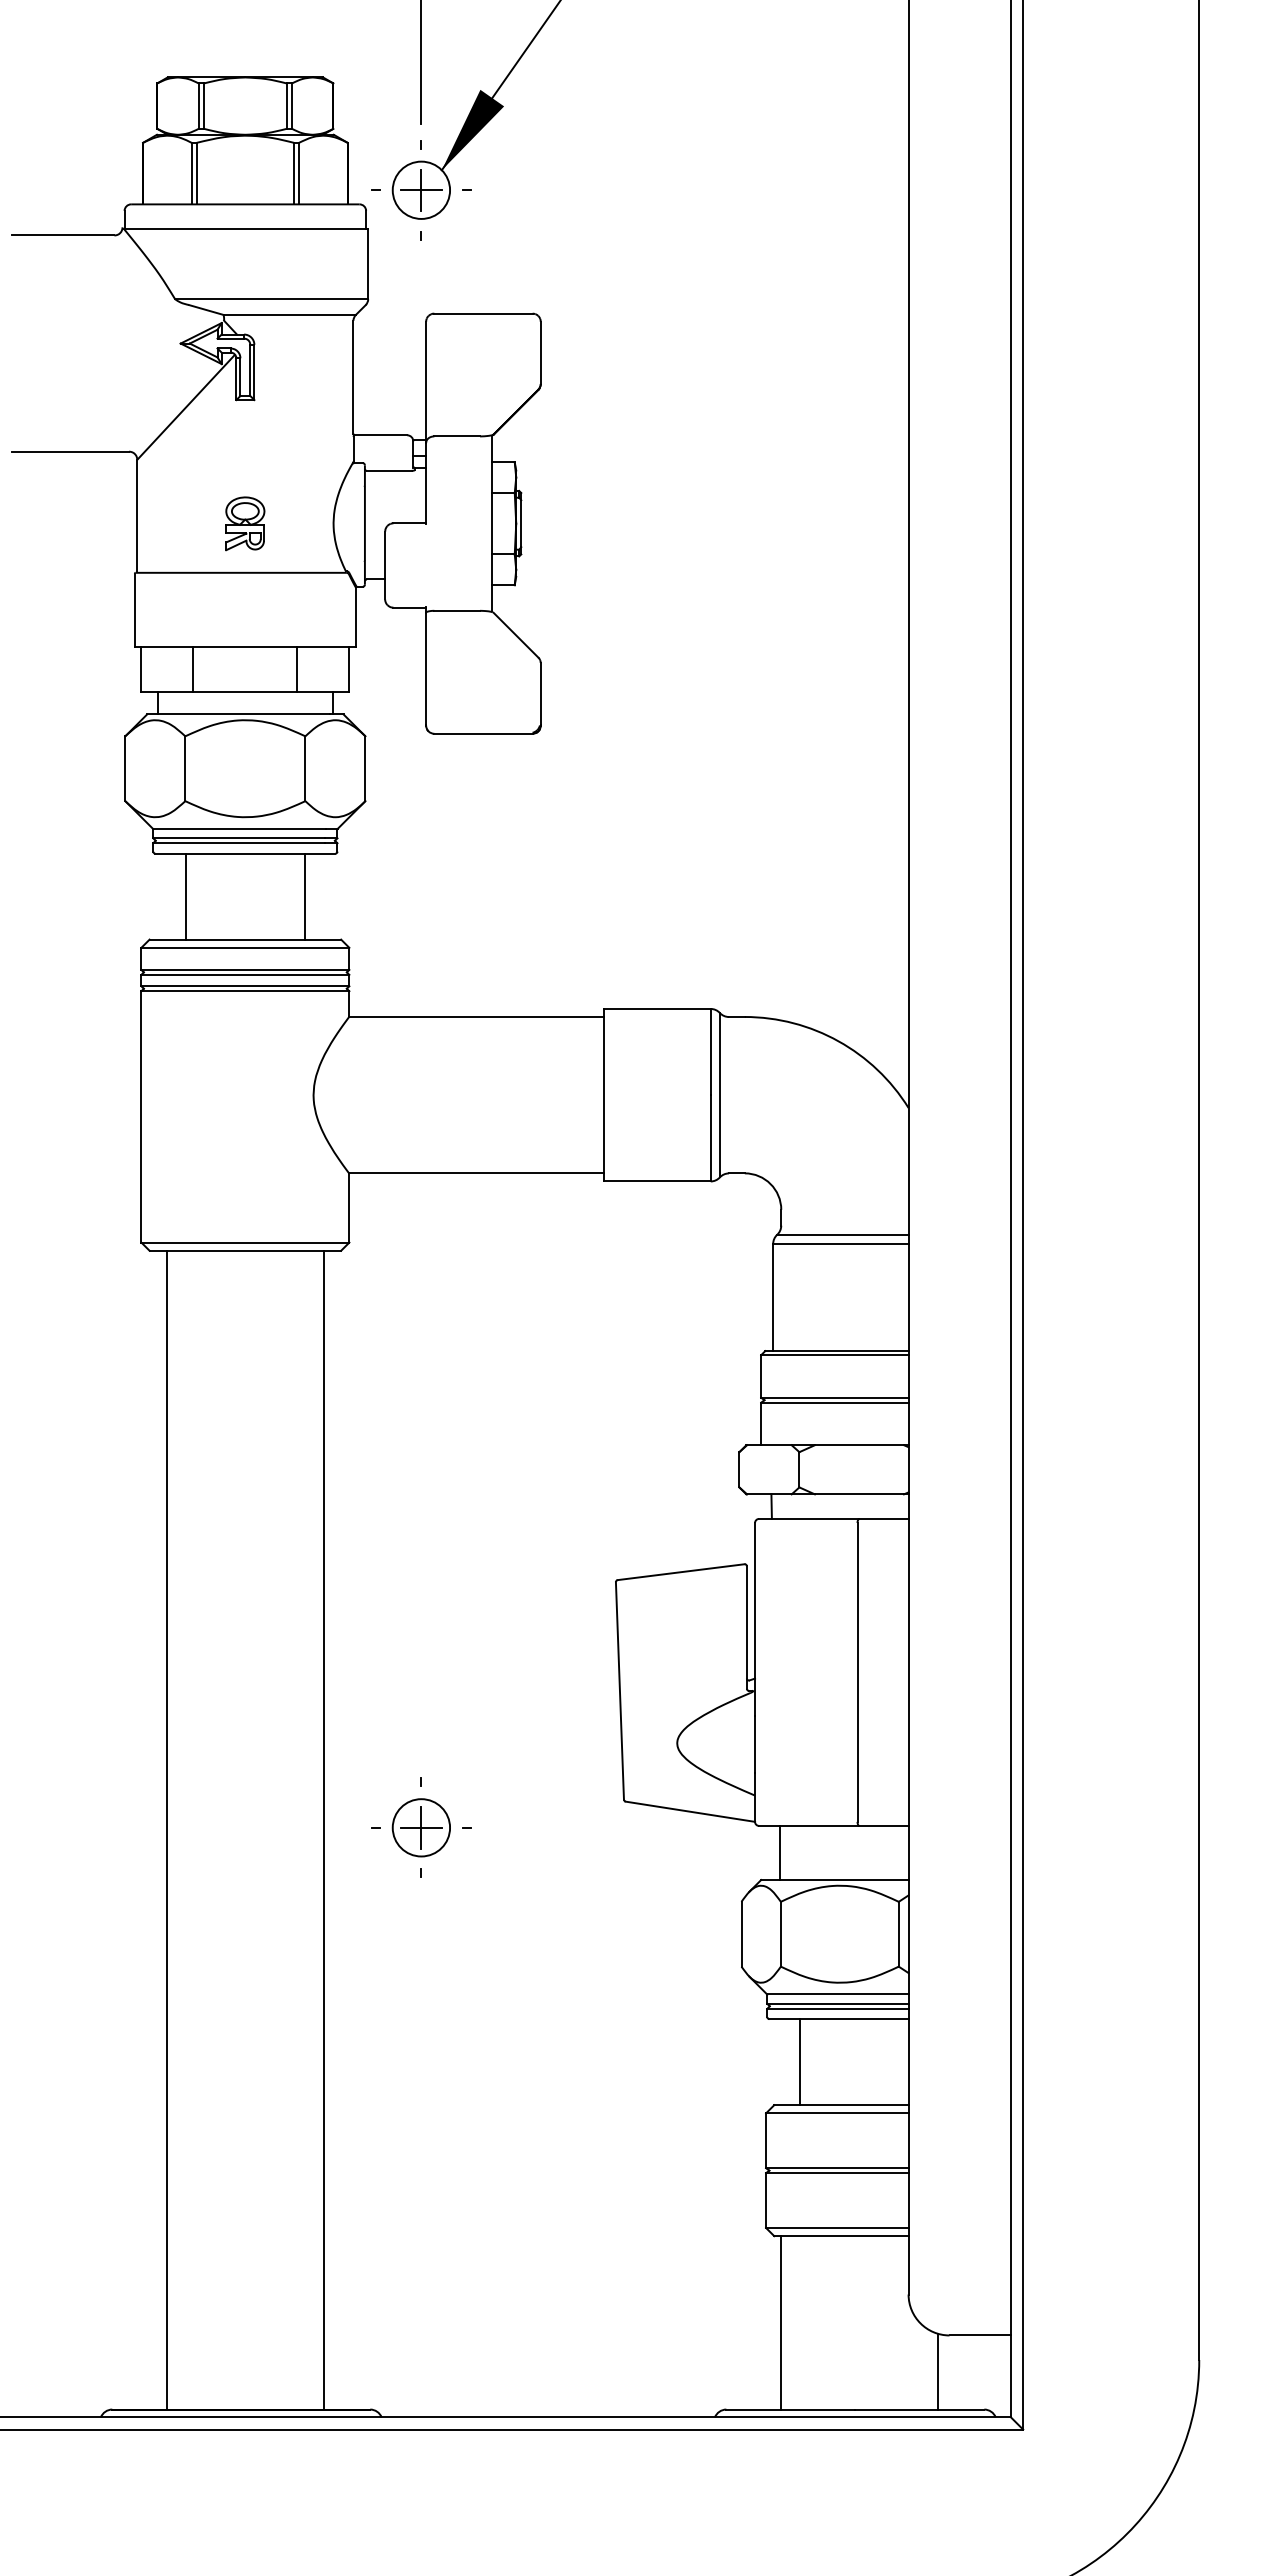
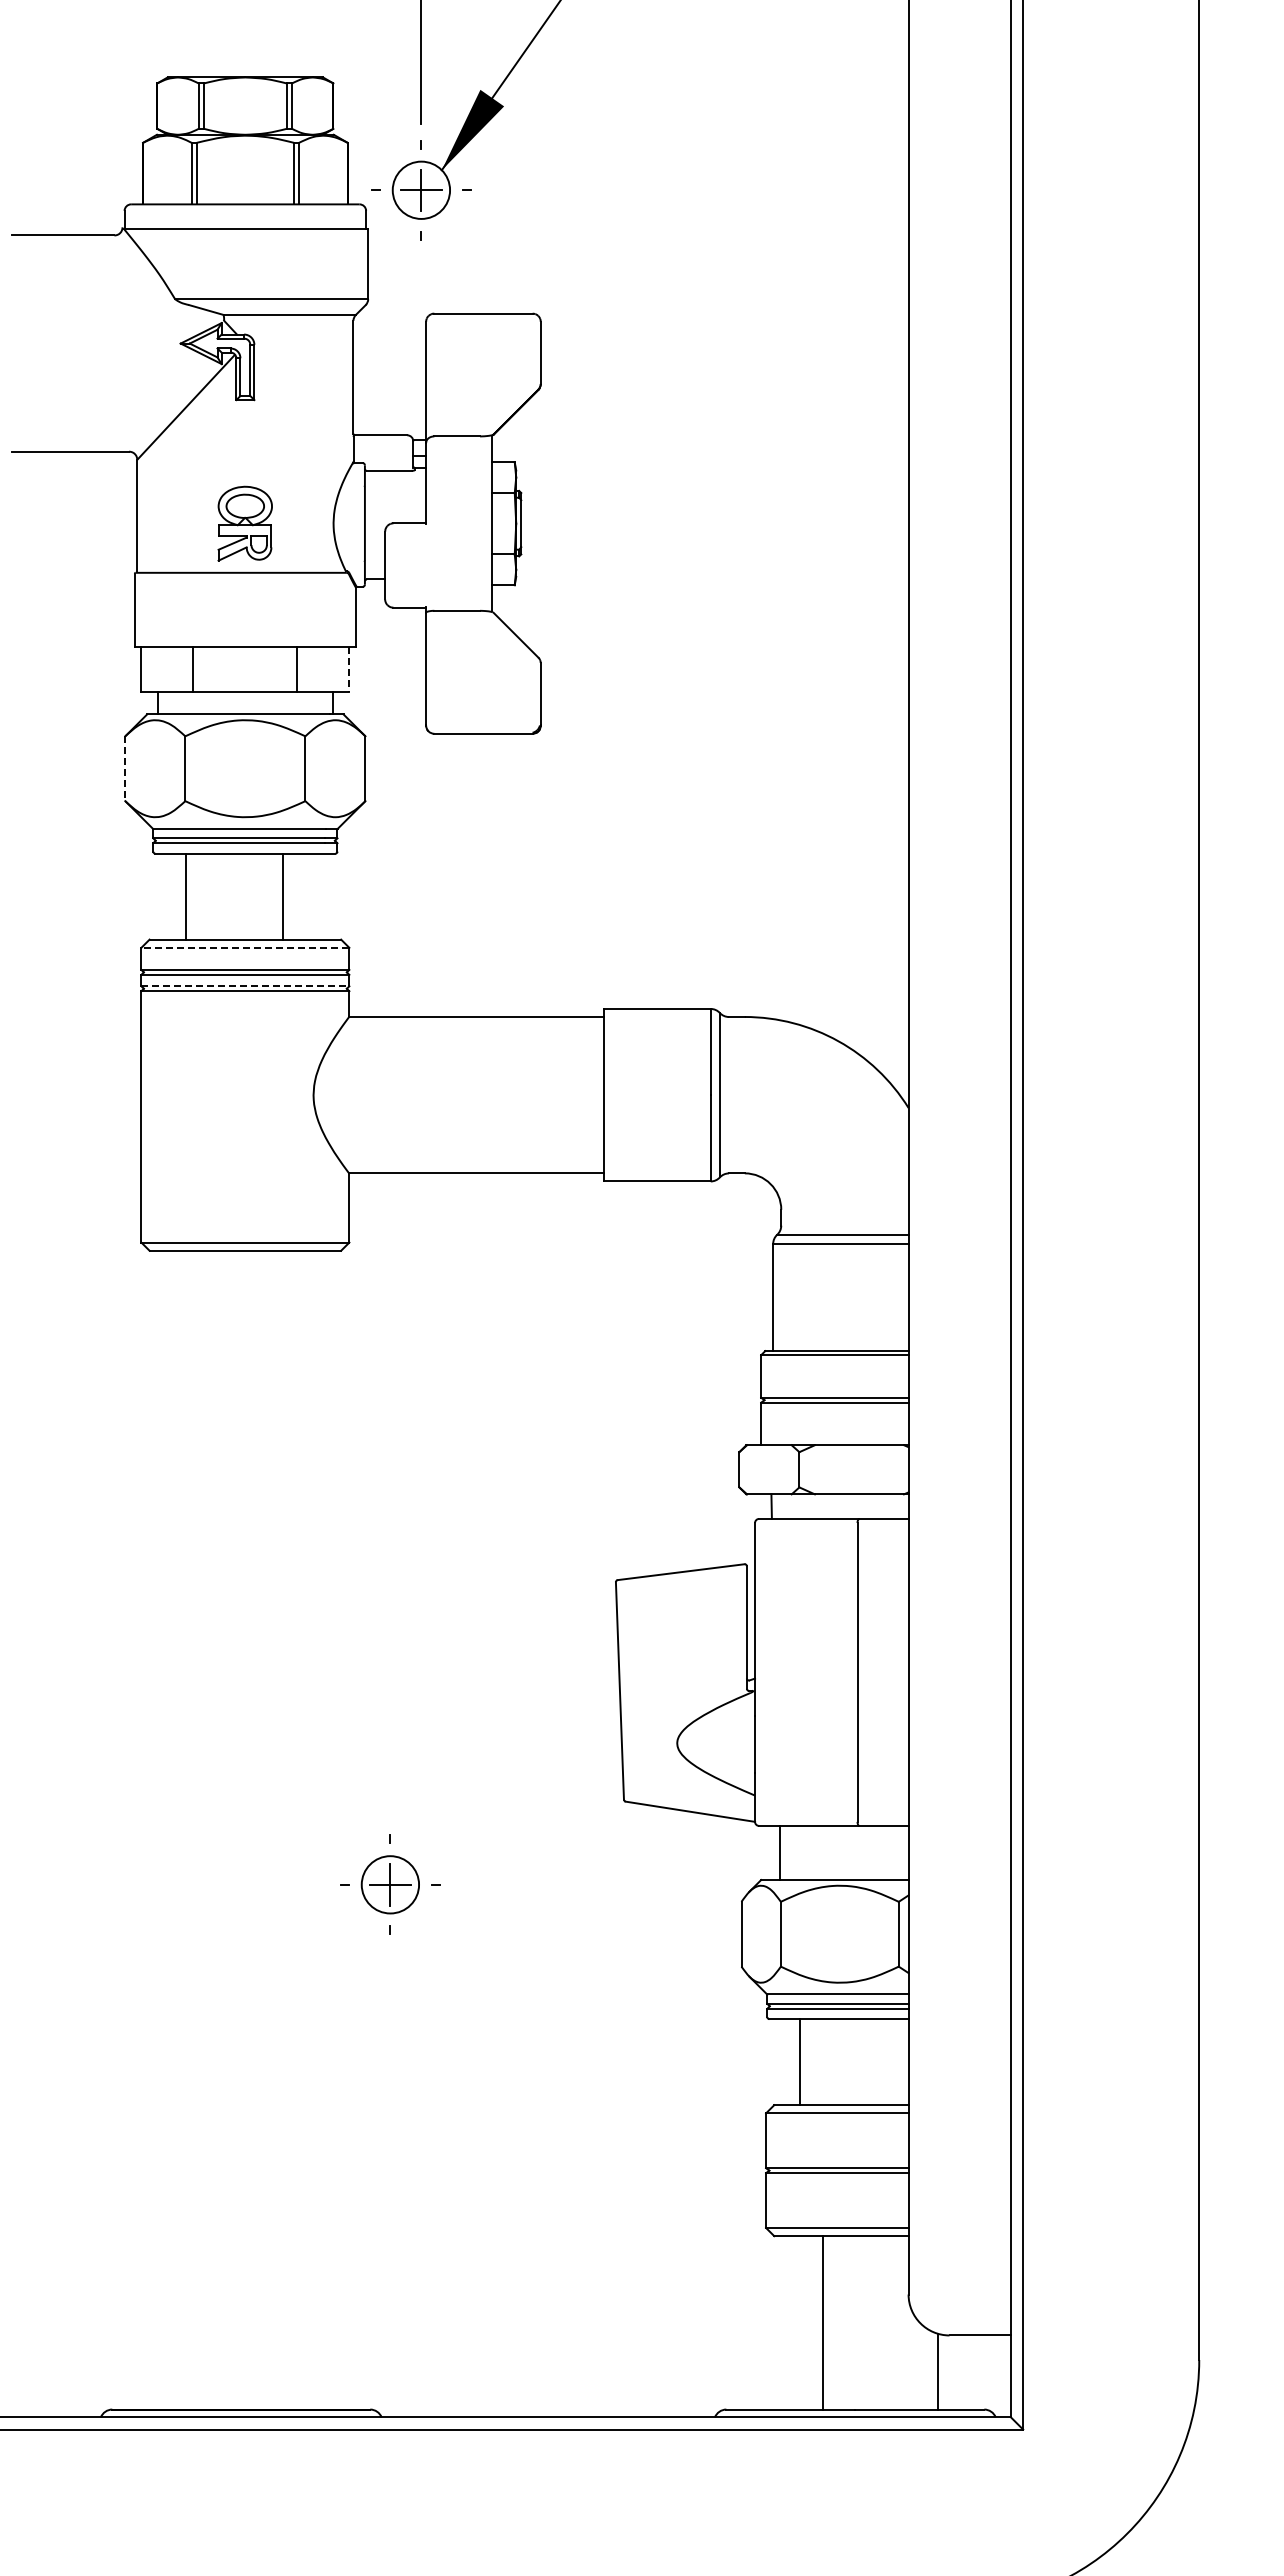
part size: 41x56 px -> 56x77 px (244, 523)
line: solid -> dashed (349, 669)
line: solid -> dashed (125, 769)
line position: (304, 896) -> (282, 896) (282, 896)
line: solid -> dashed (245, 947)
line: solid -> dashed (245, 986)
part position: (421, 1827) -> (390, 1884) (390, 1884)
line: present -> none (167, 1829)
line: present -> none (323, 1829)
line position: (781, 2322) -> (823, 2322) (823, 2322)
